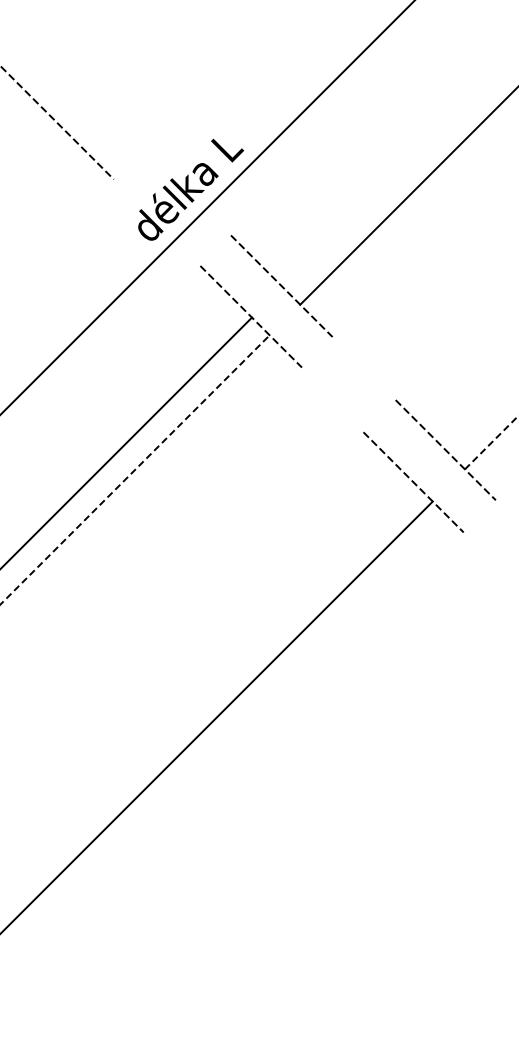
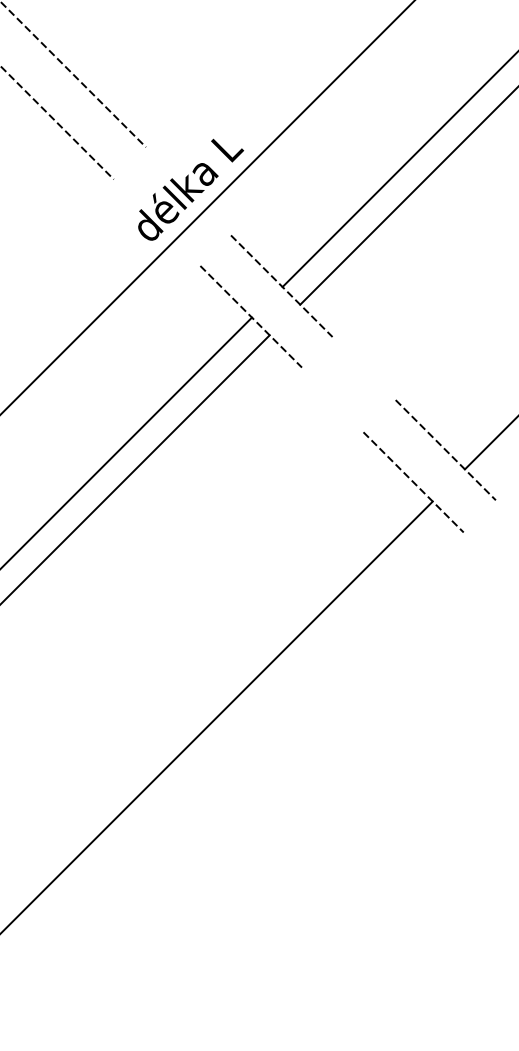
line: none -> present (74, 75)
line: none -> present (398, 170)
line: dashed -> solid (491, 442)
line: dashed -> solid (135, 469)
